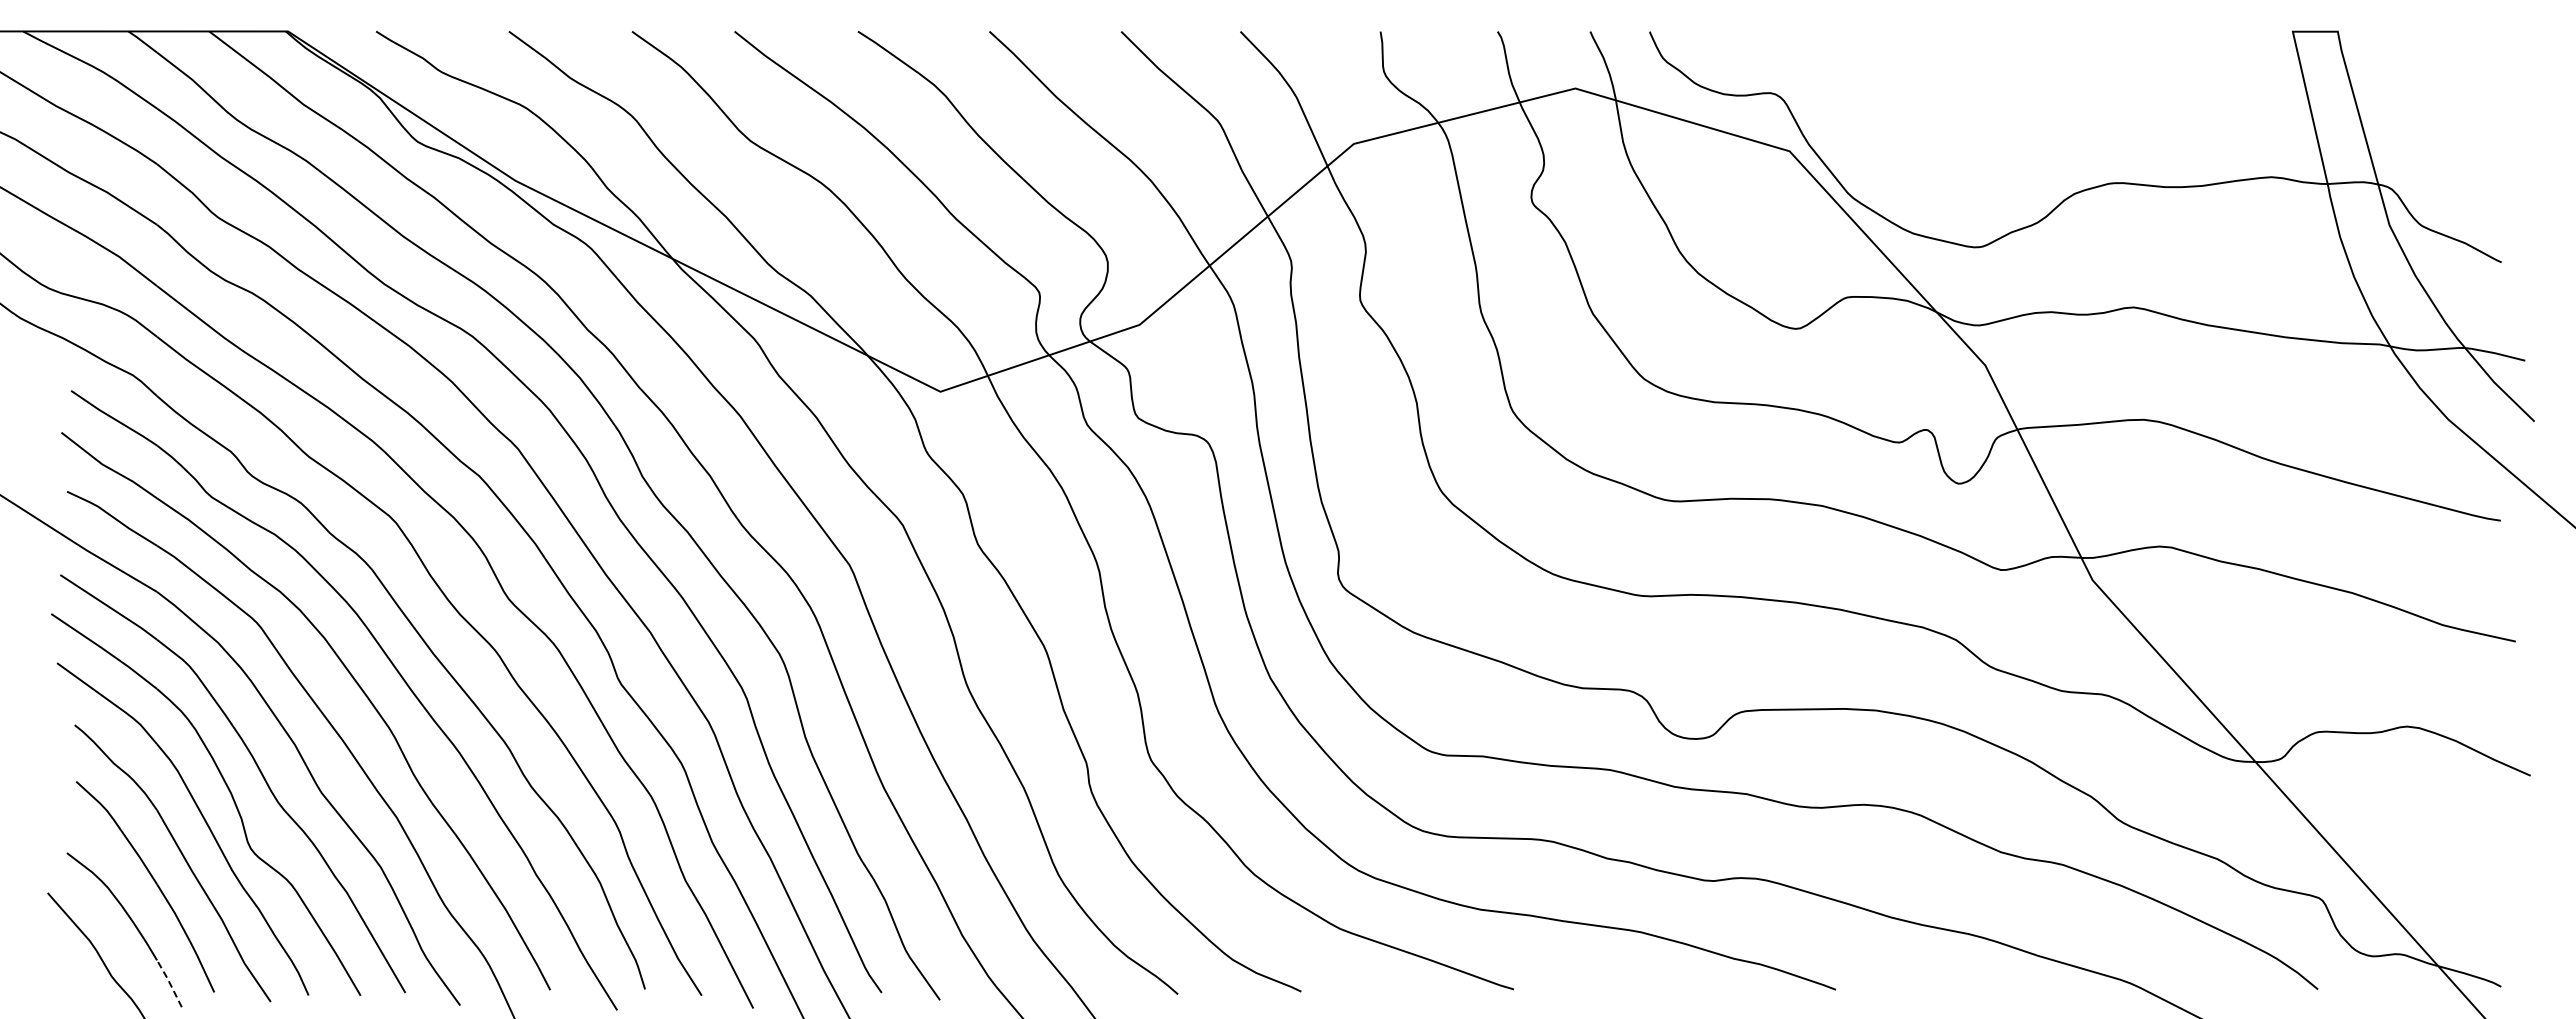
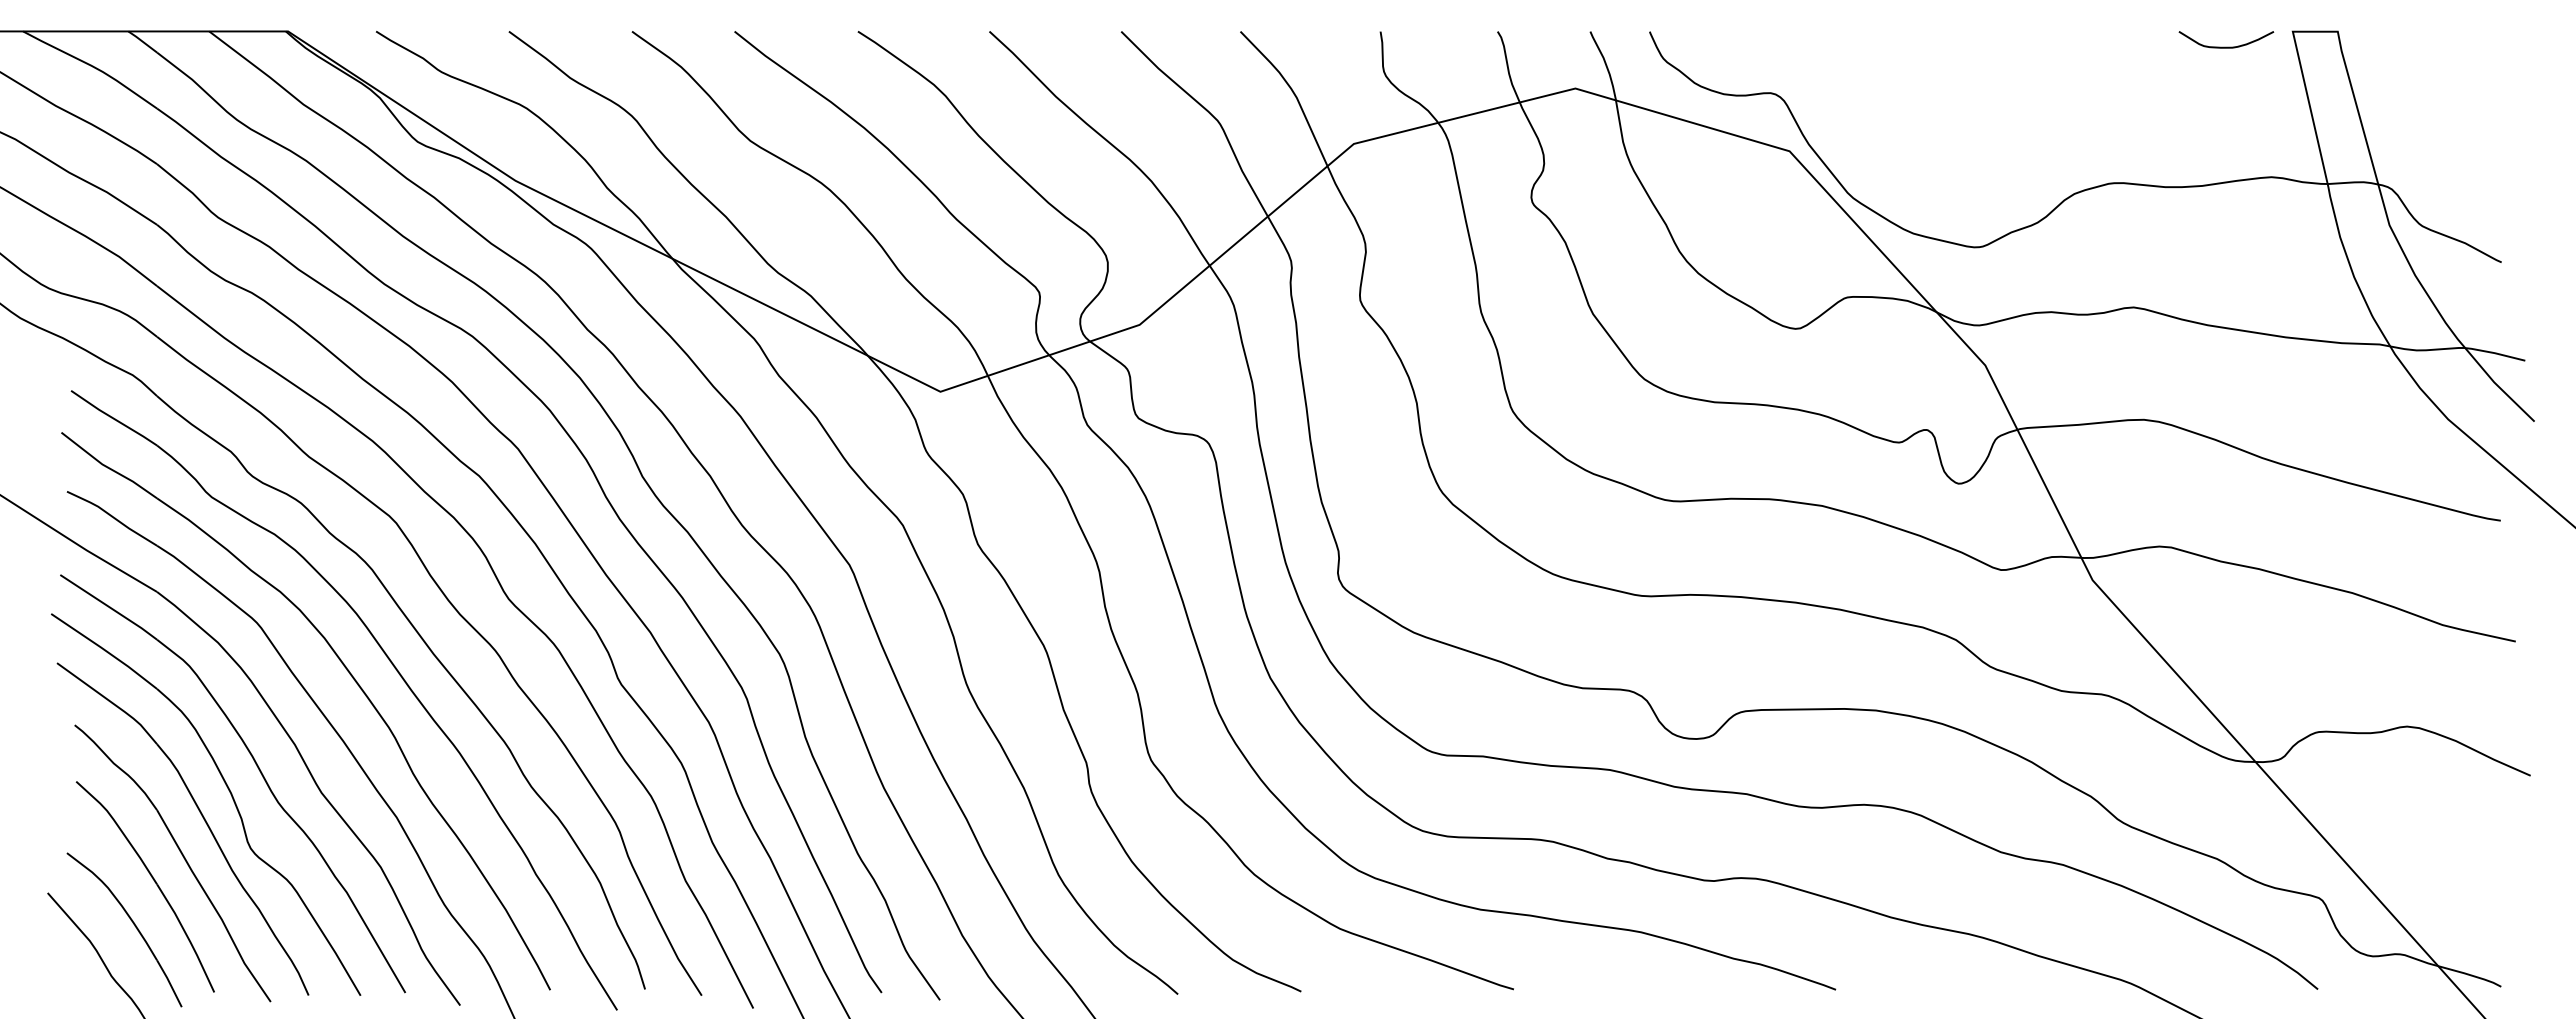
curve: none -> present (2226, 46)
line: dashed -> solid (169, 982)
